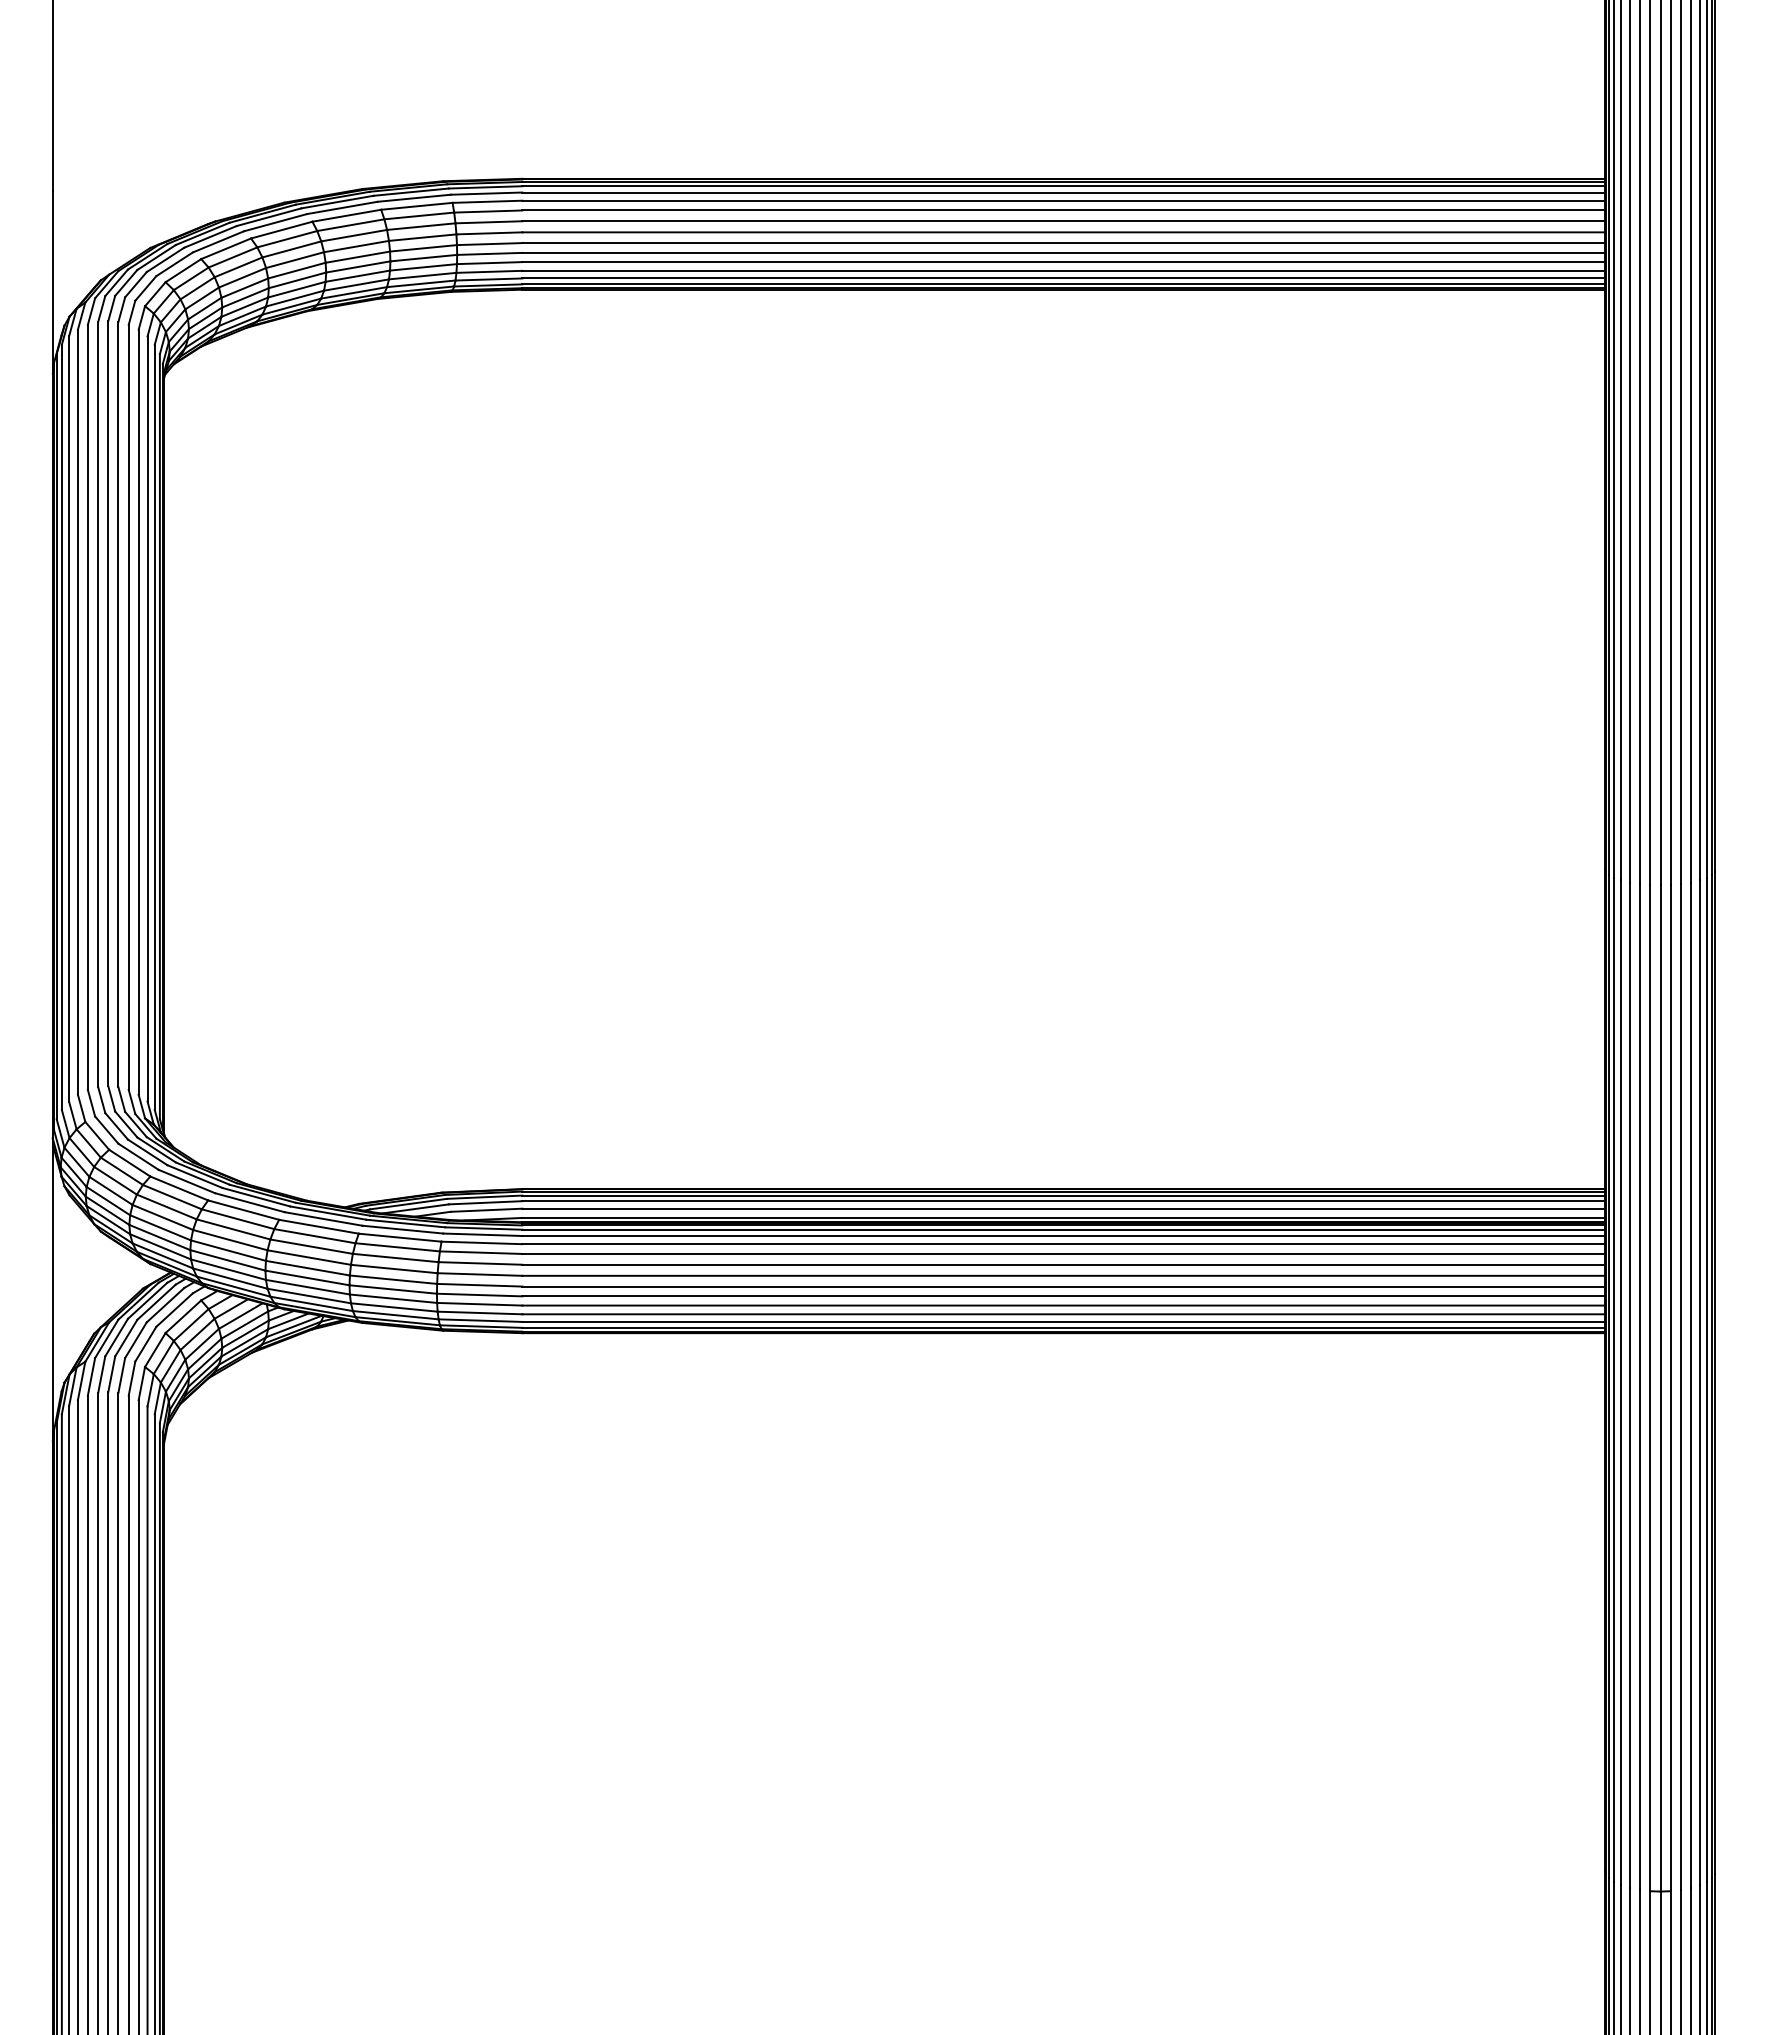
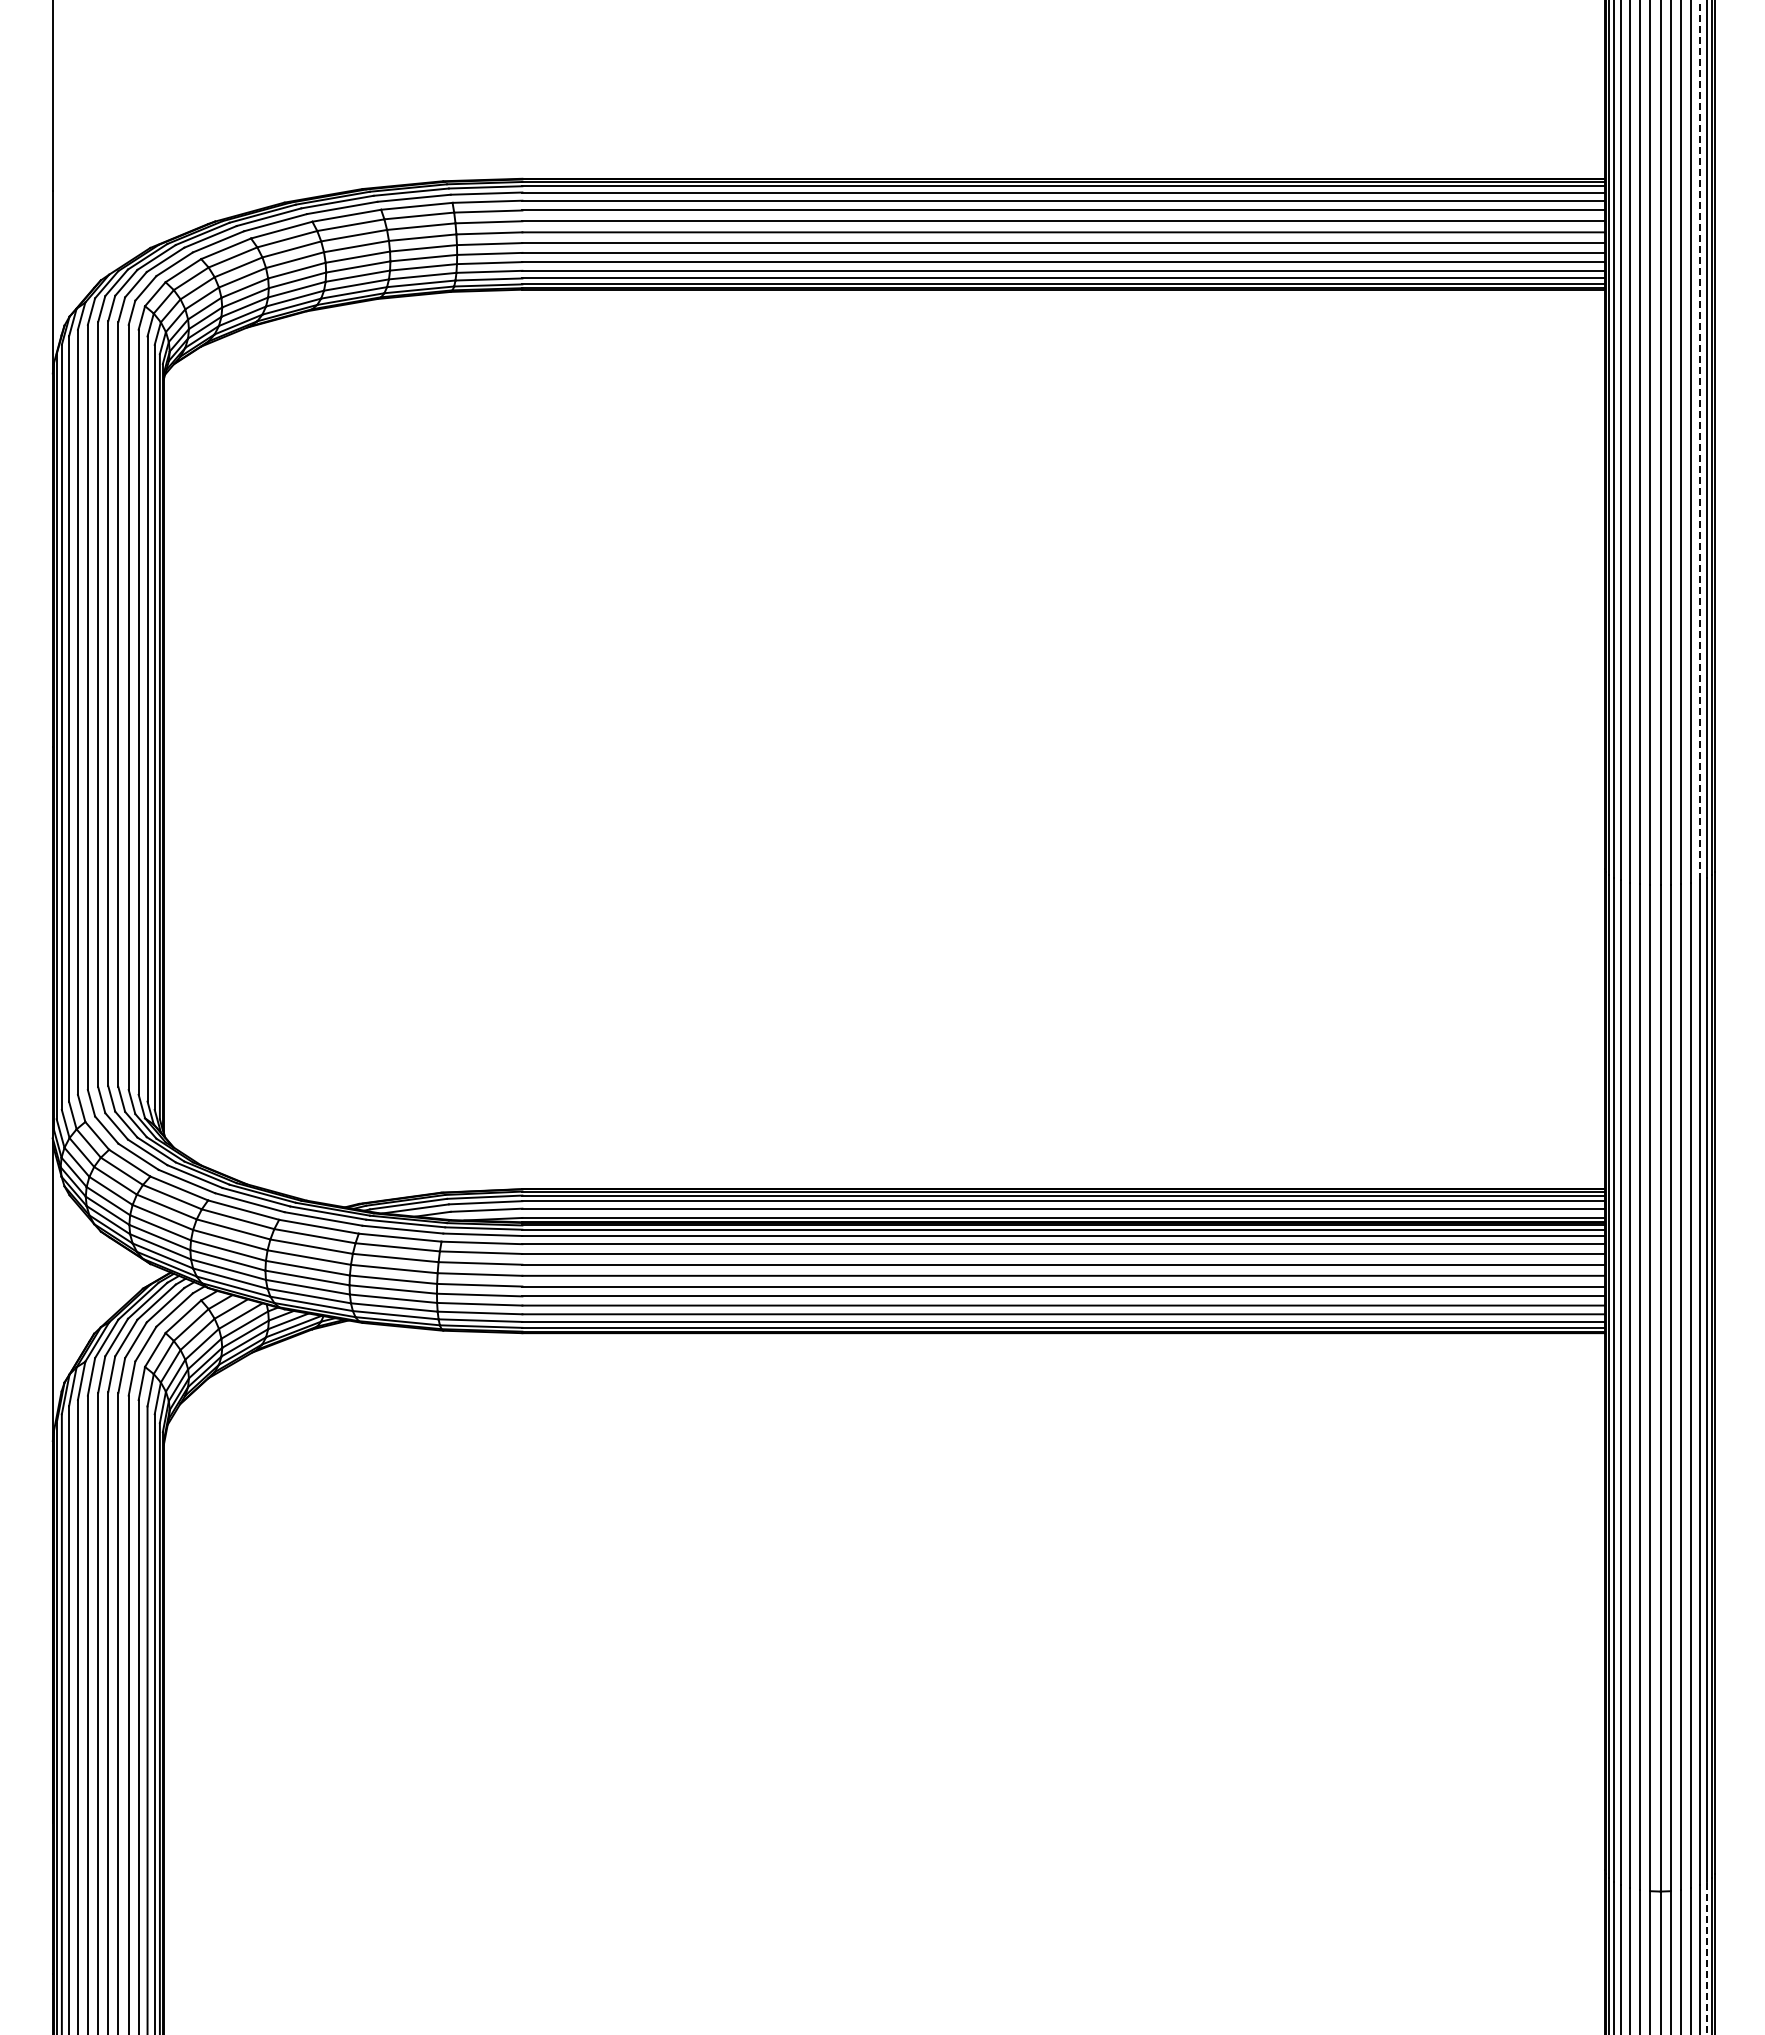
line: solid -> dashed (1699, 440)
line: solid -> dashed (1707, 1957)
